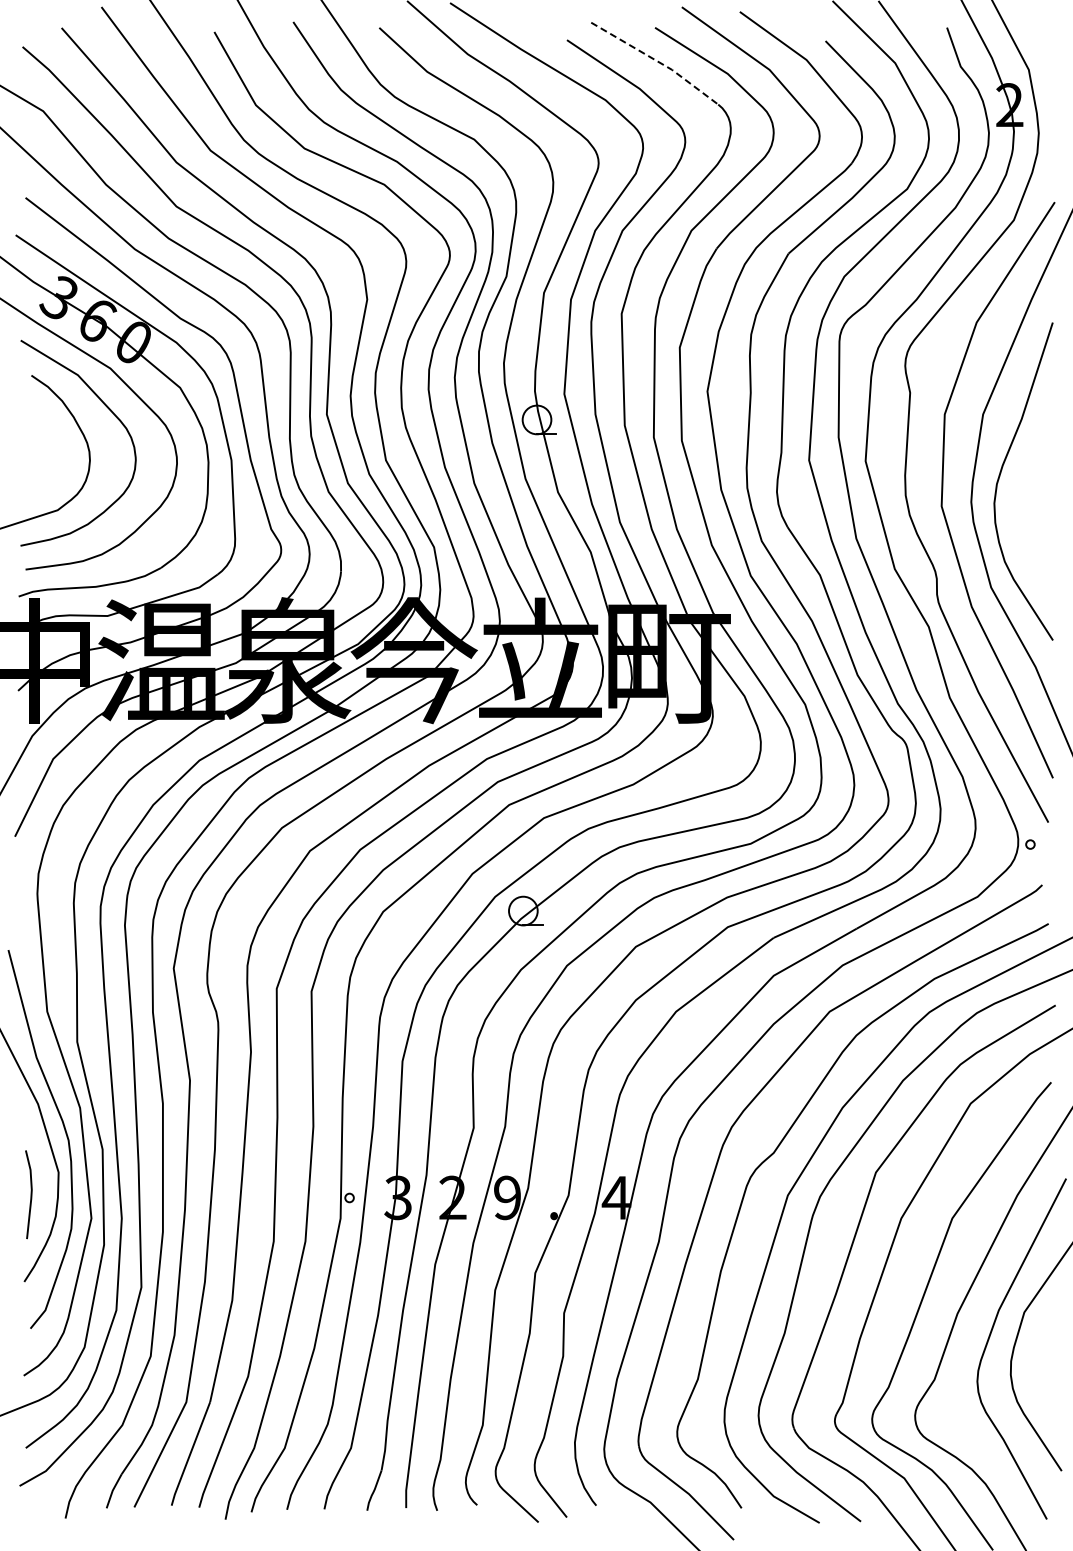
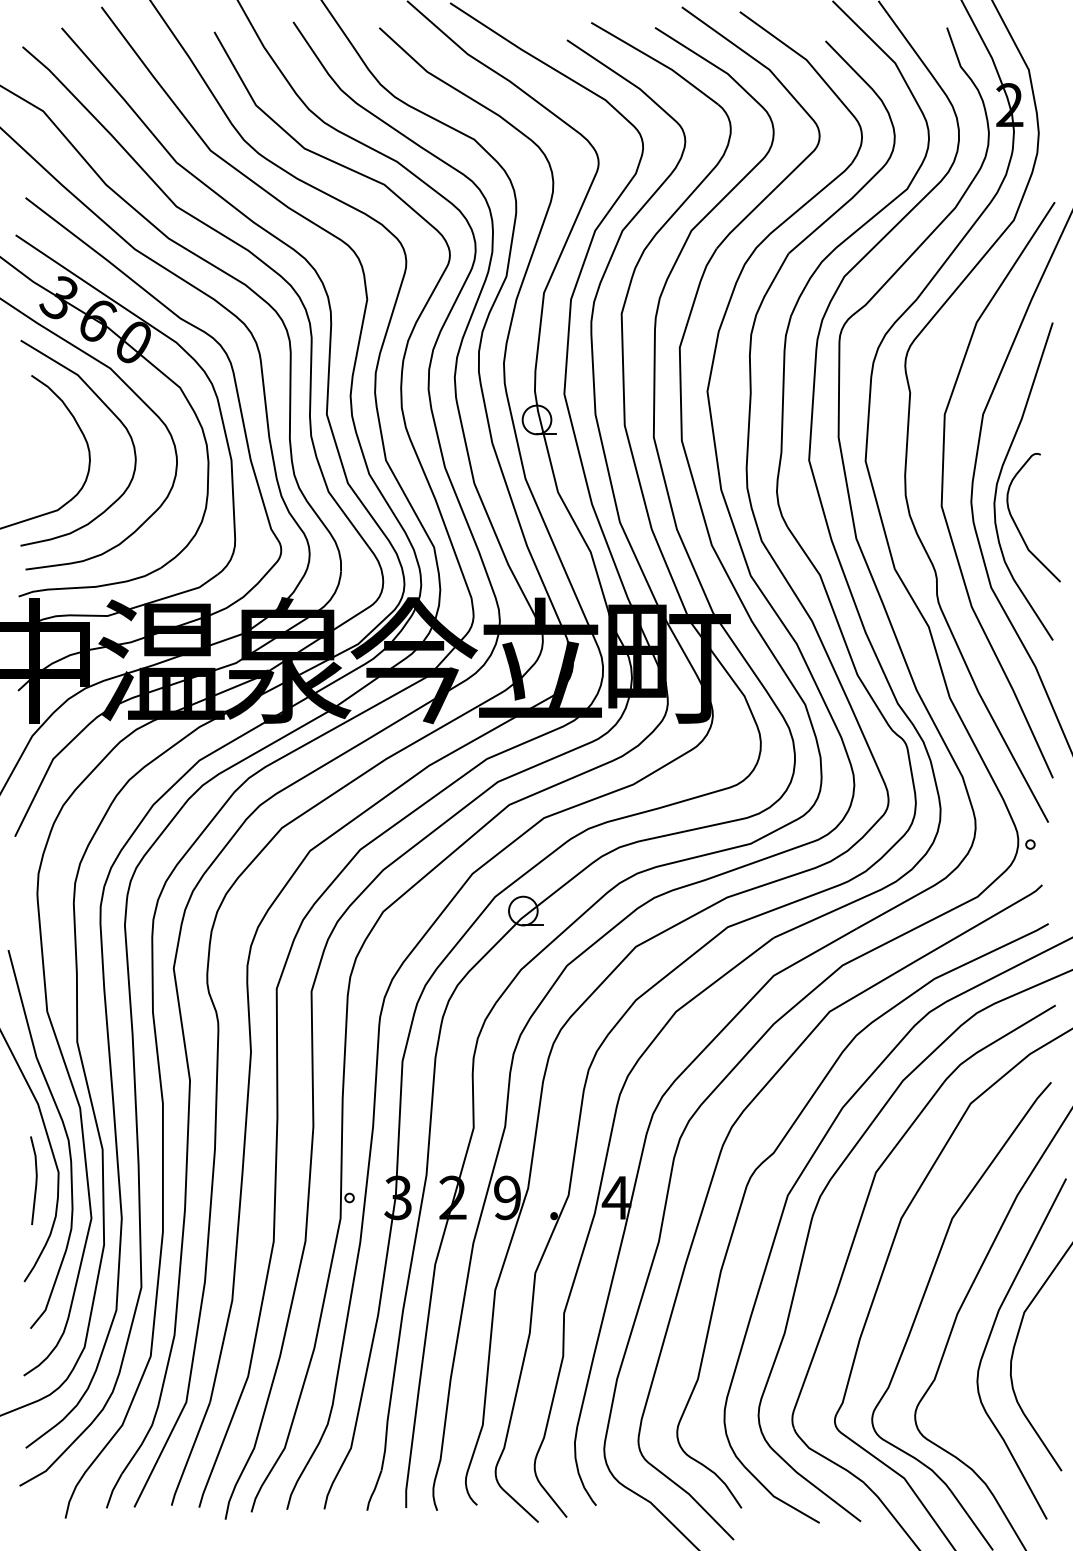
line: dashed -> solid (657, 61)
curve: none -> present (1017, 525)
line position: (30, 1194) -> (35, 1180) (35, 1180)
